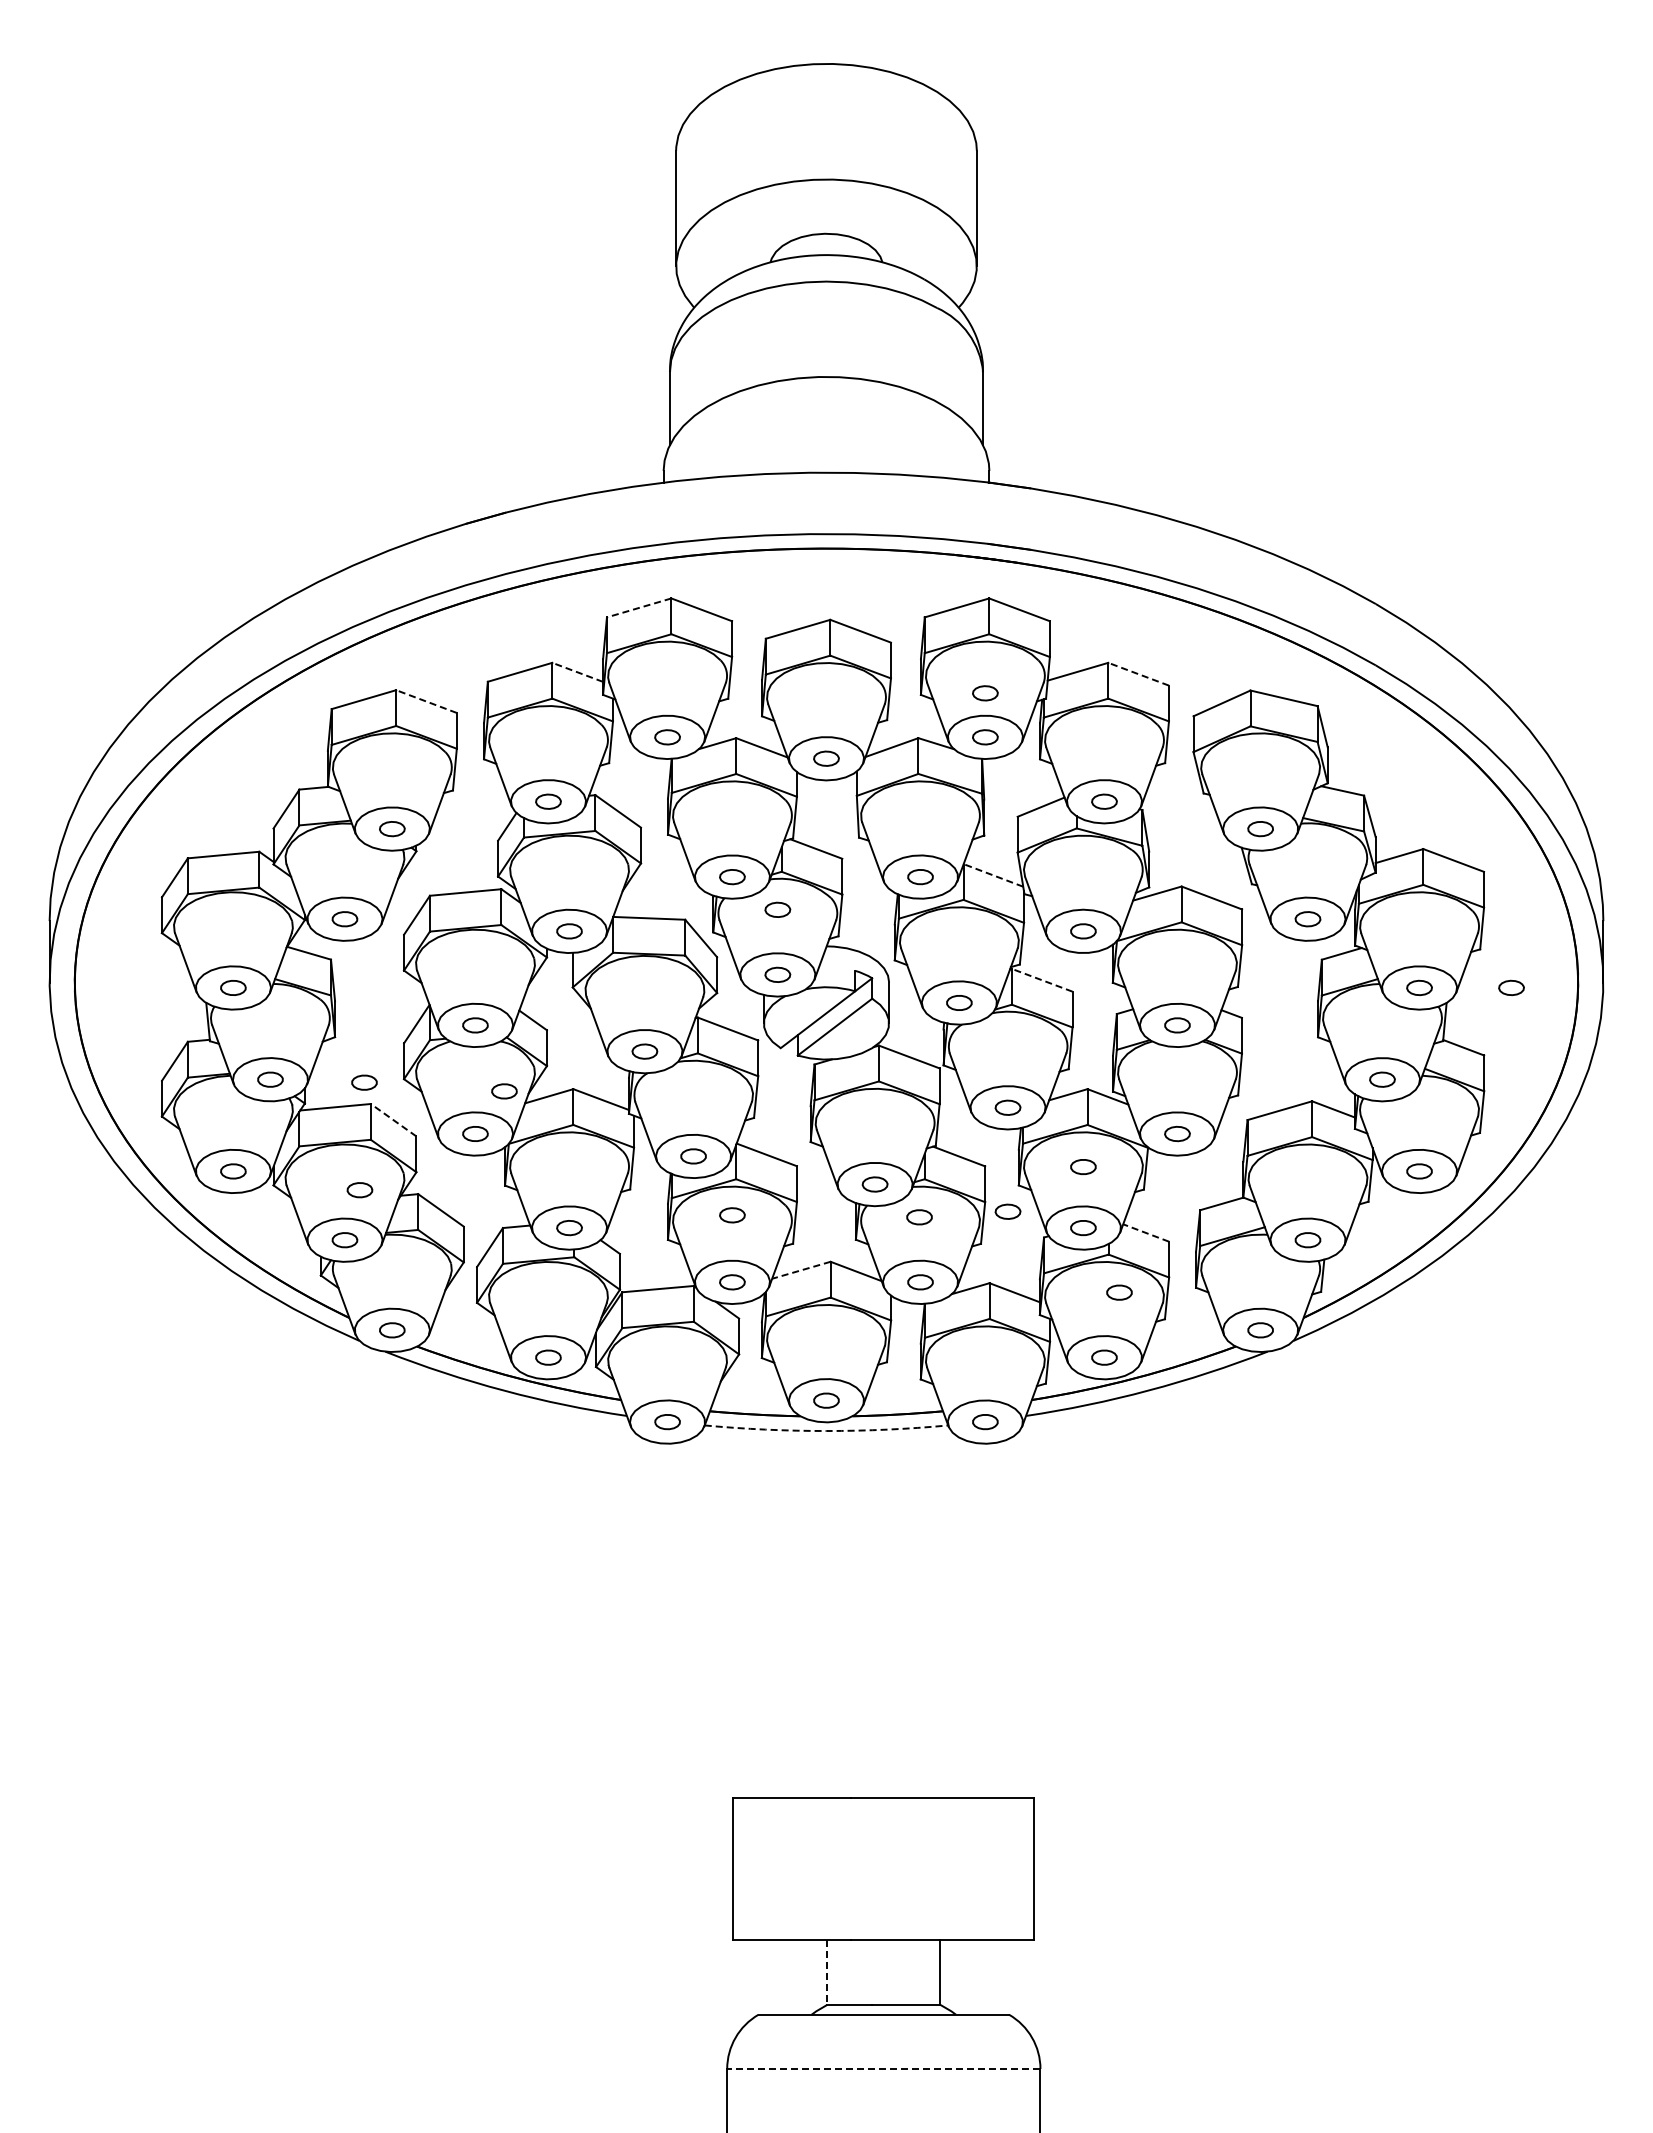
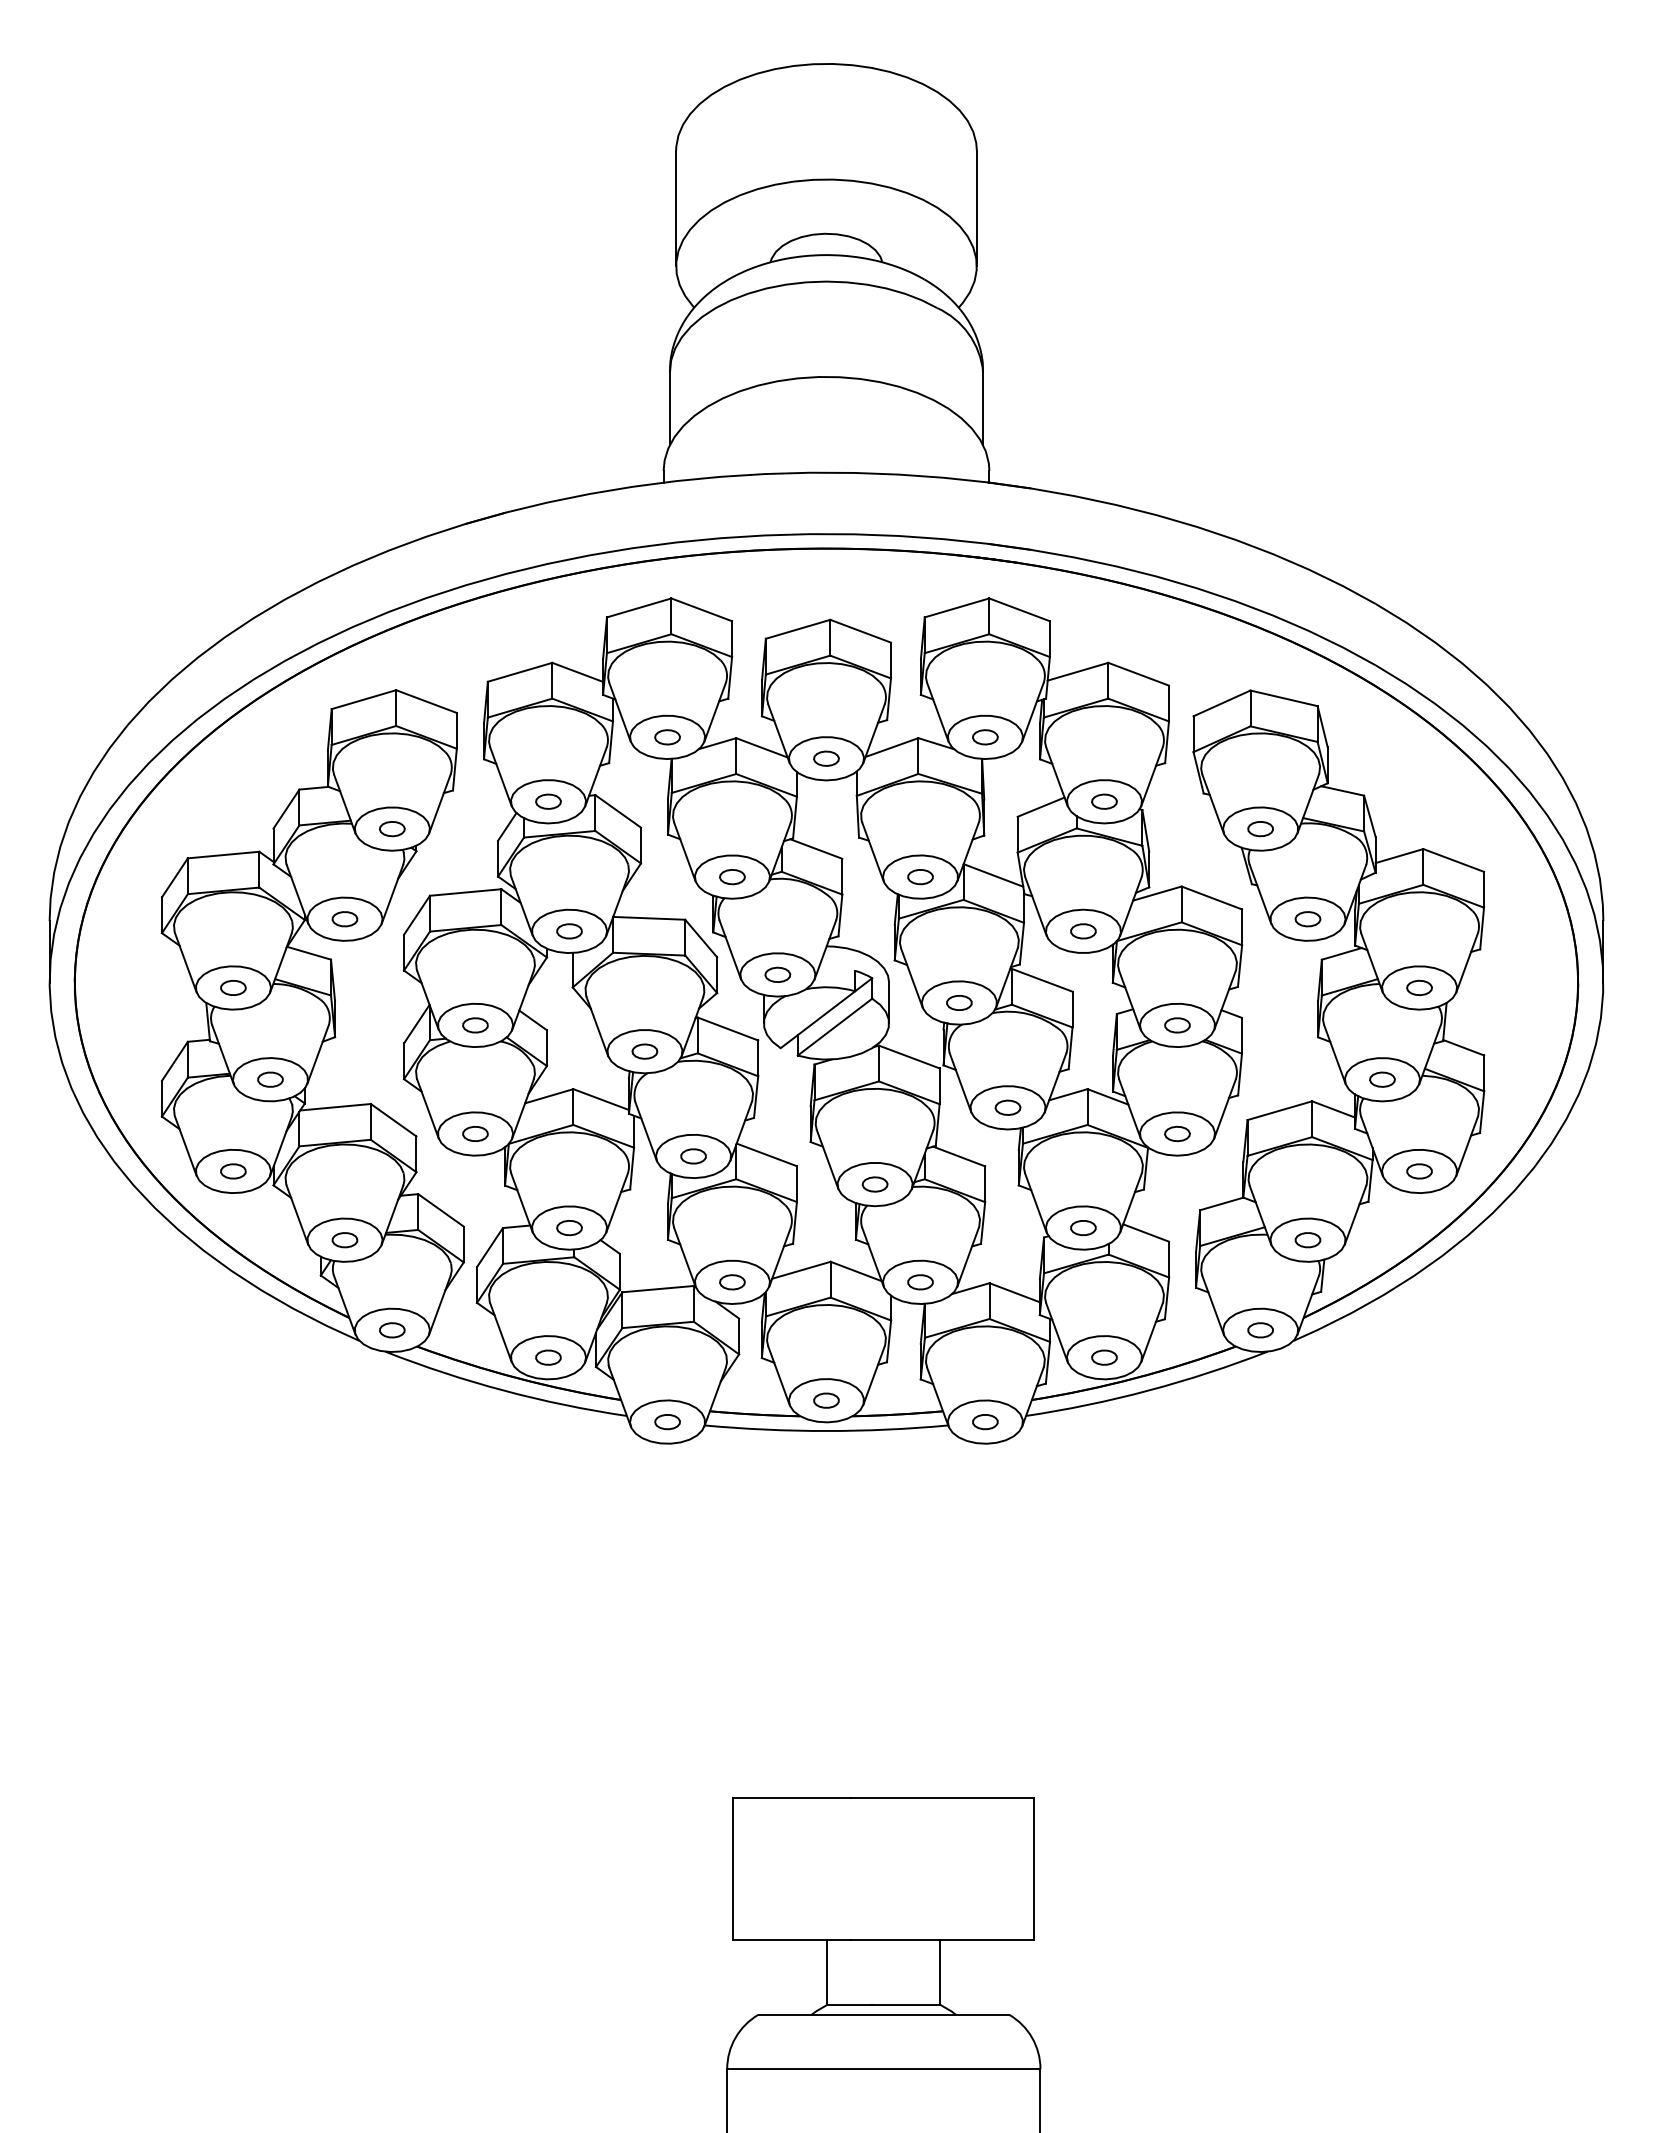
line: dashed -> solid (639, 607)
line: dashed -> solid (577, 672)
line: dashed -> solid (1138, 674)
part: present -> none (985, 693)
line: dashed -> solid (426, 701)
line: dashed -> solid (993, 875)
part: present -> none (777, 909)
line: dashed -> solid (1041, 980)
part: present -> none (1511, 987)
part: present -> none (364, 1082)
part: present -> none (504, 1091)
line: dashed -> solid (393, 1120)
part: present -> none (1083, 1166)
part: present -> none (359, 1190)
part: present -> none (1007, 1211)
part: present -> none (732, 1215)
part: present -> none (919, 1217)
line: dashed -> solid (1146, 1233)
line: dashed -> solid (800, 1270)
part: present -> none (1119, 1292)
arc: dashed -> solid (826, 1431)
line: dashed -> solid (827, 1972)
line: dashed -> solid (883, 2069)
